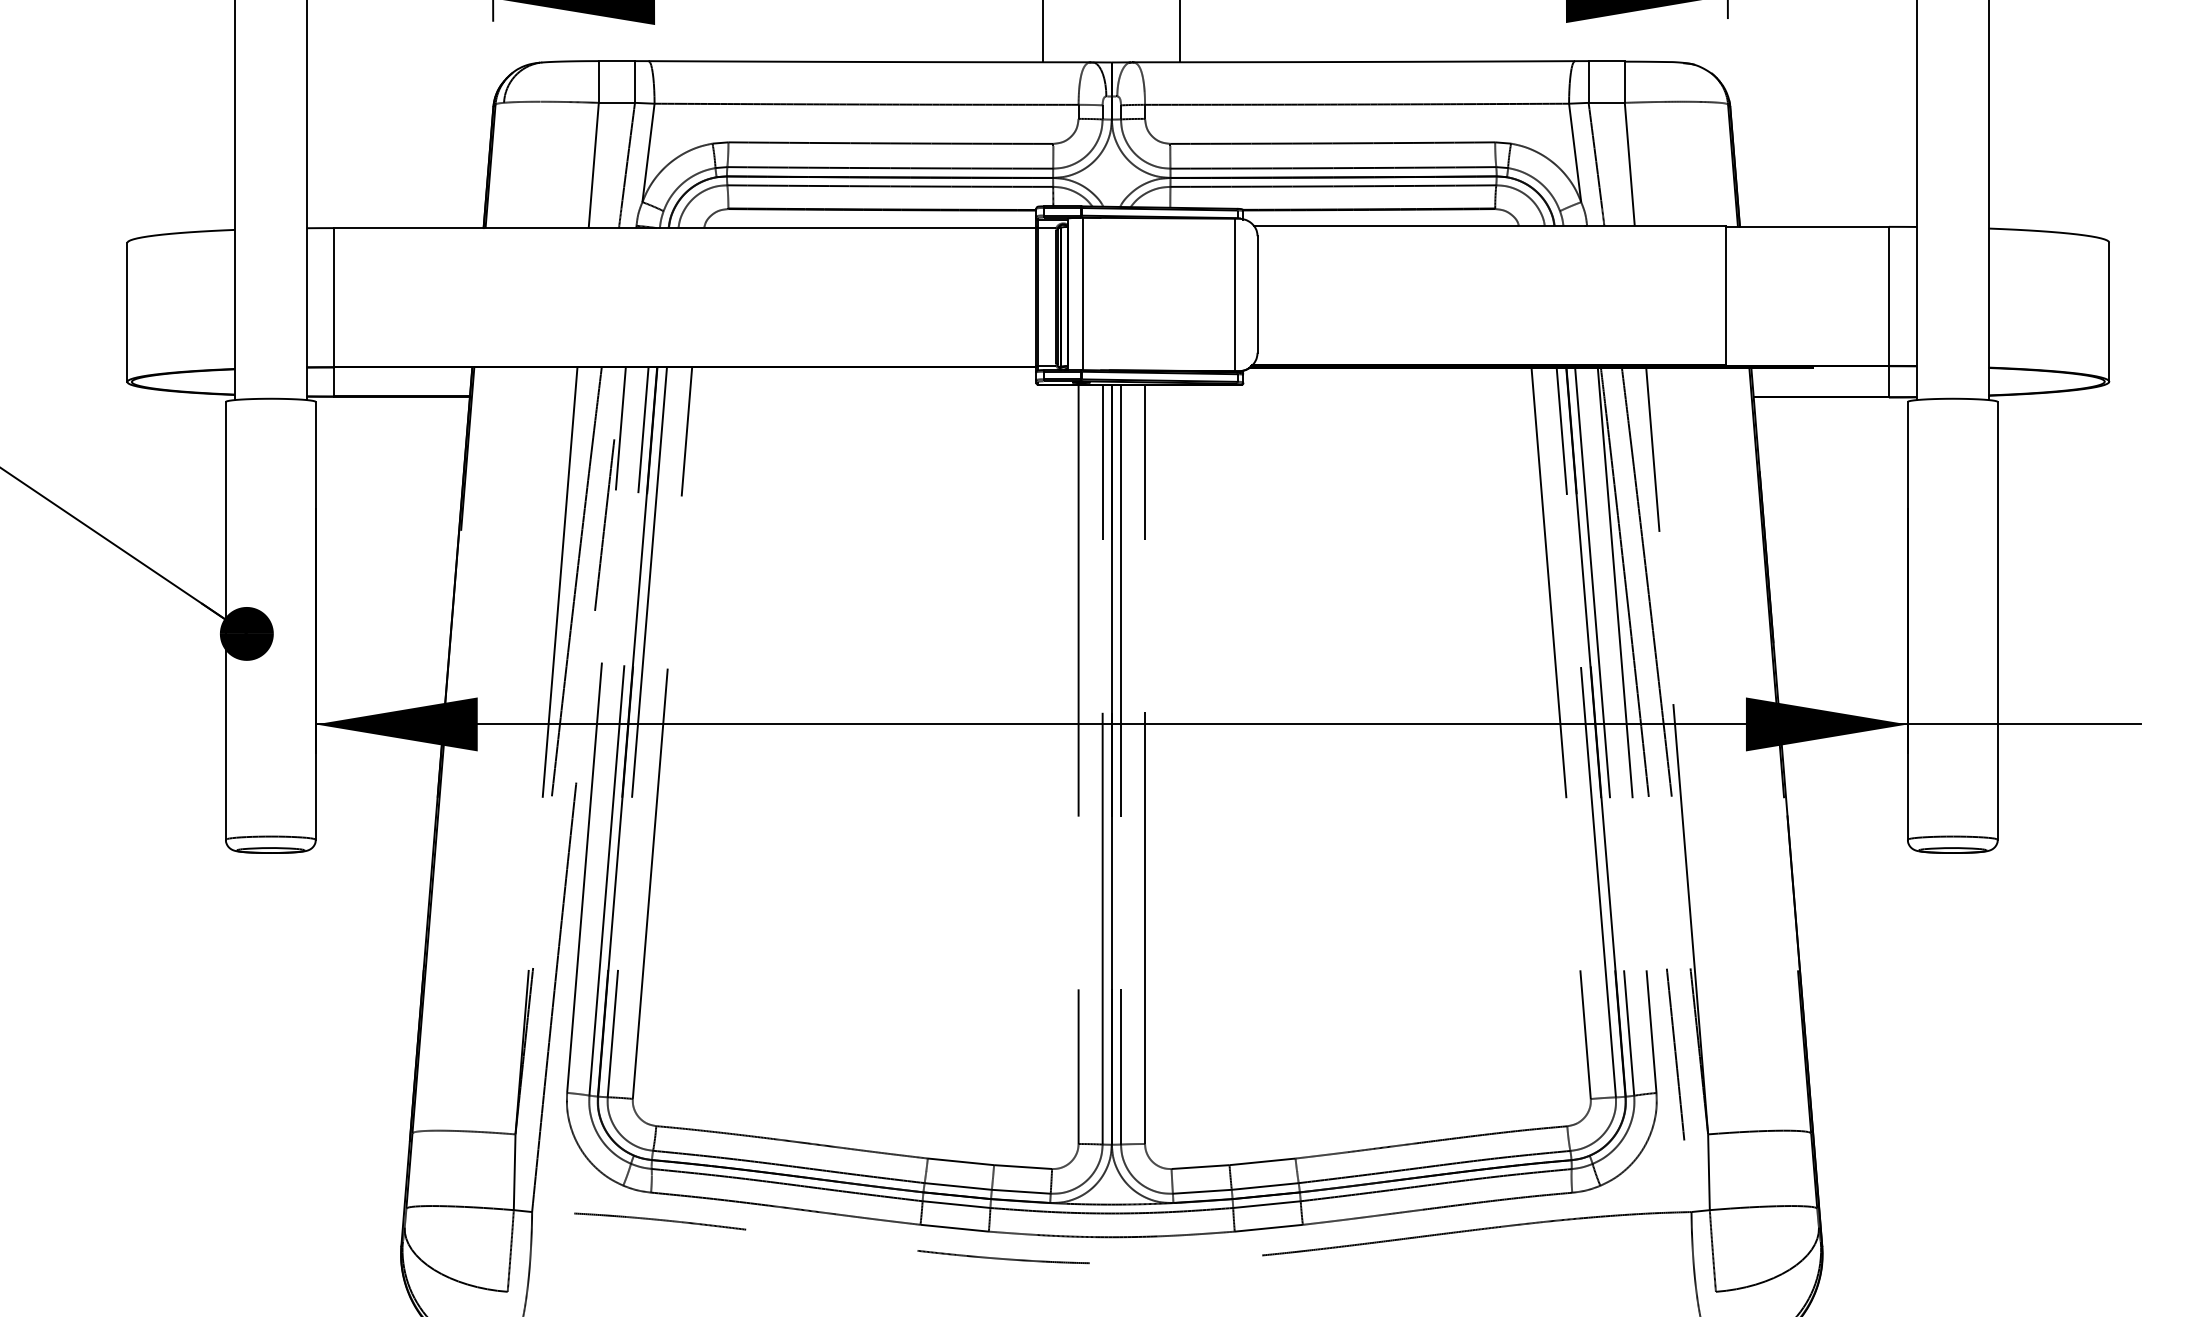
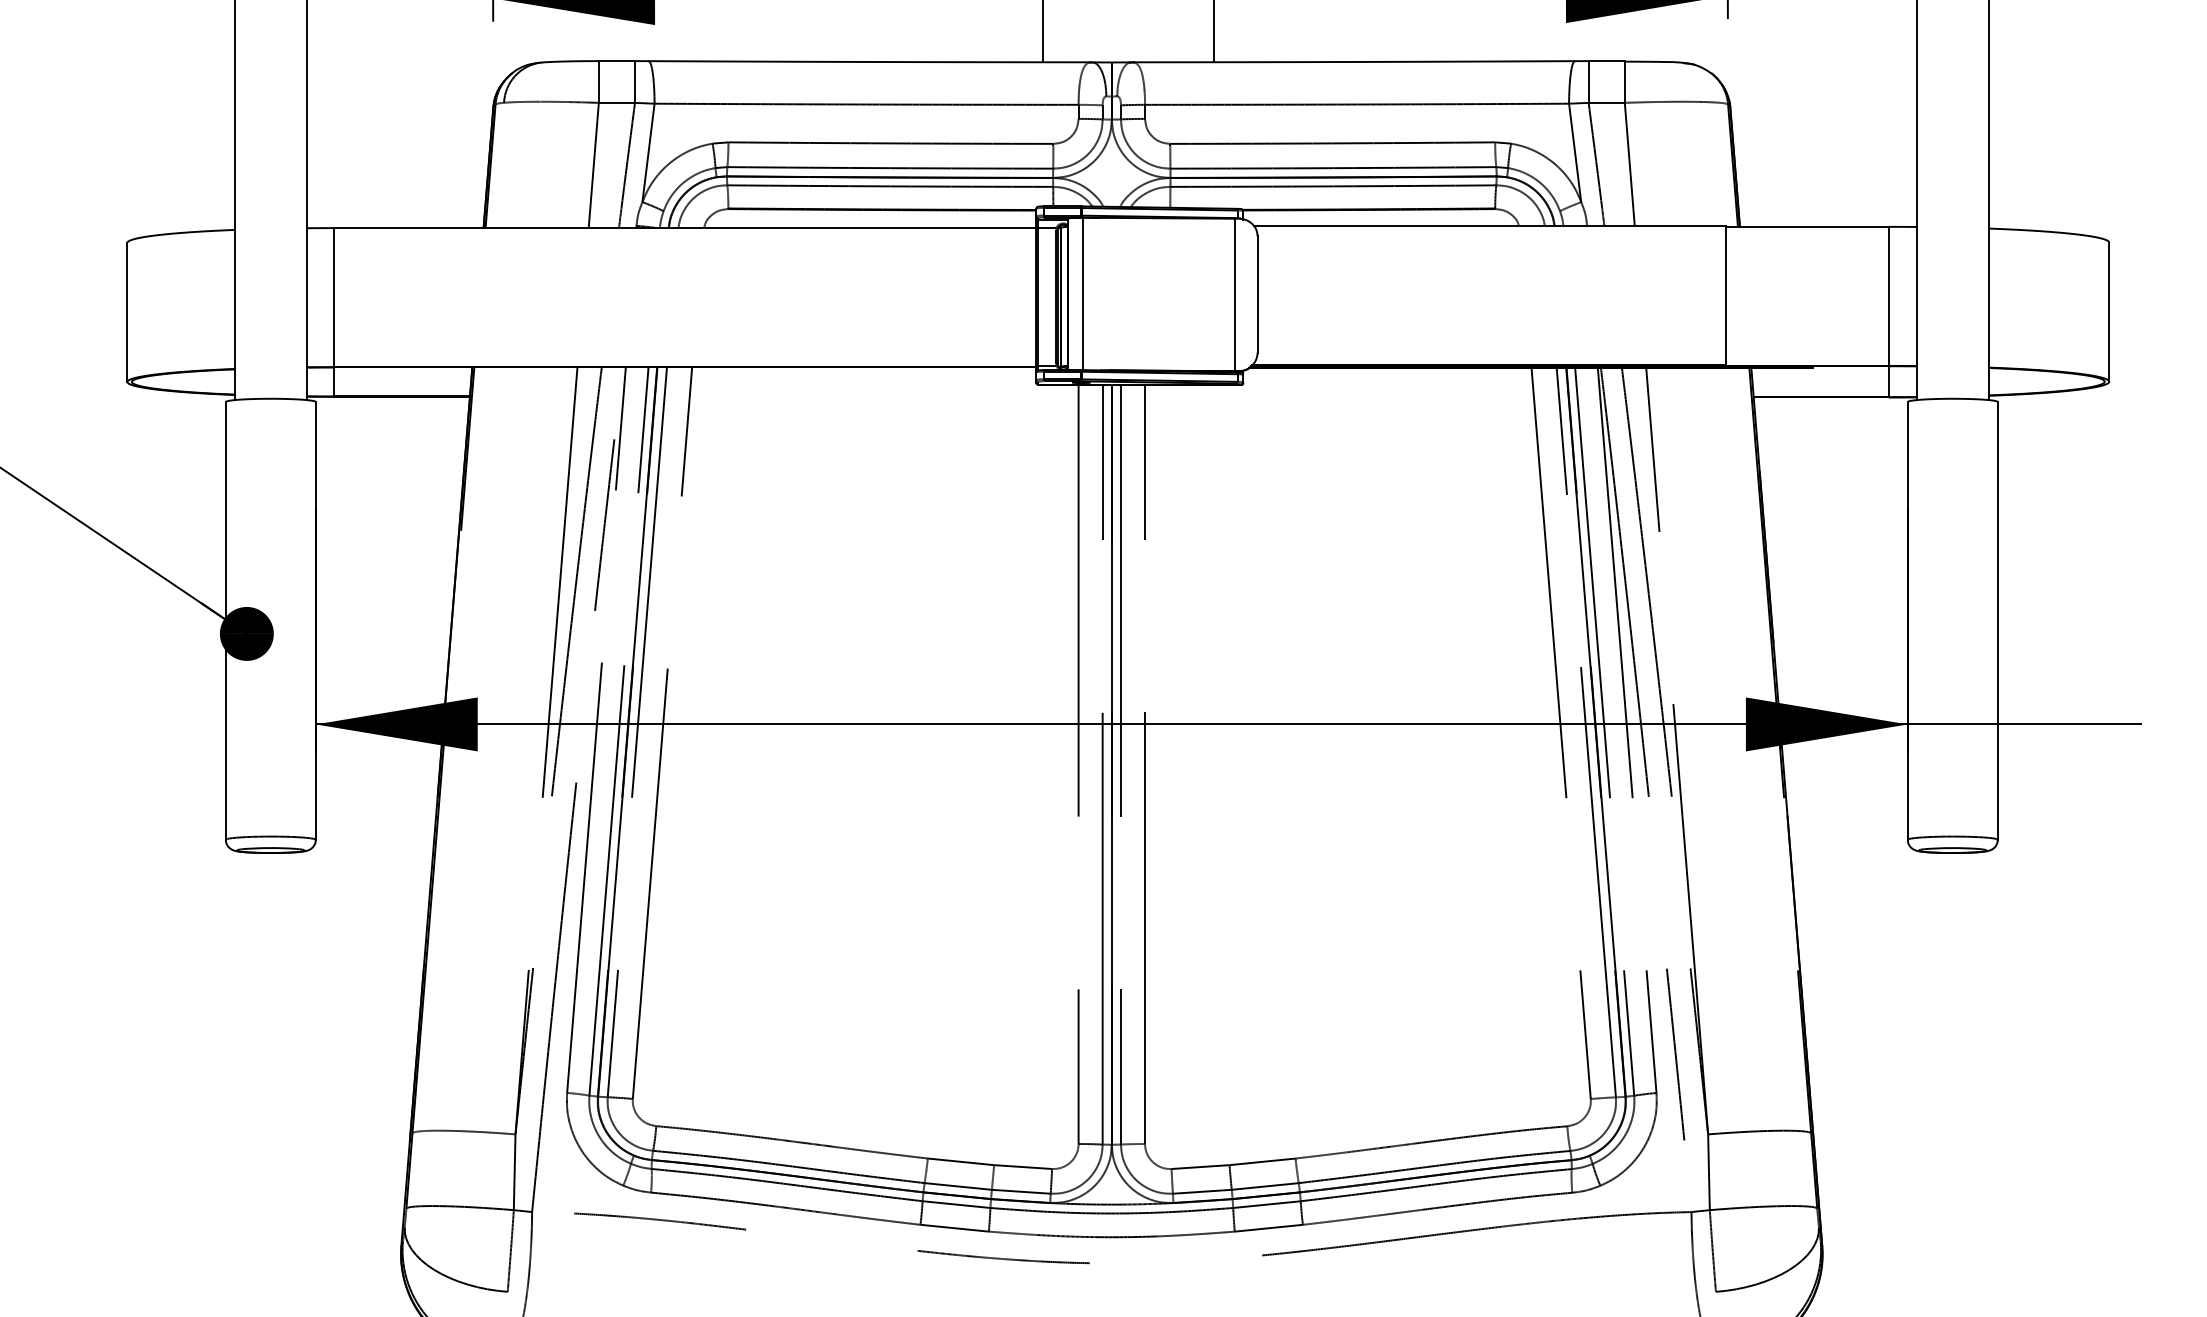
line position: (1180, 32) -> (1214, 32) (1214, 32)
